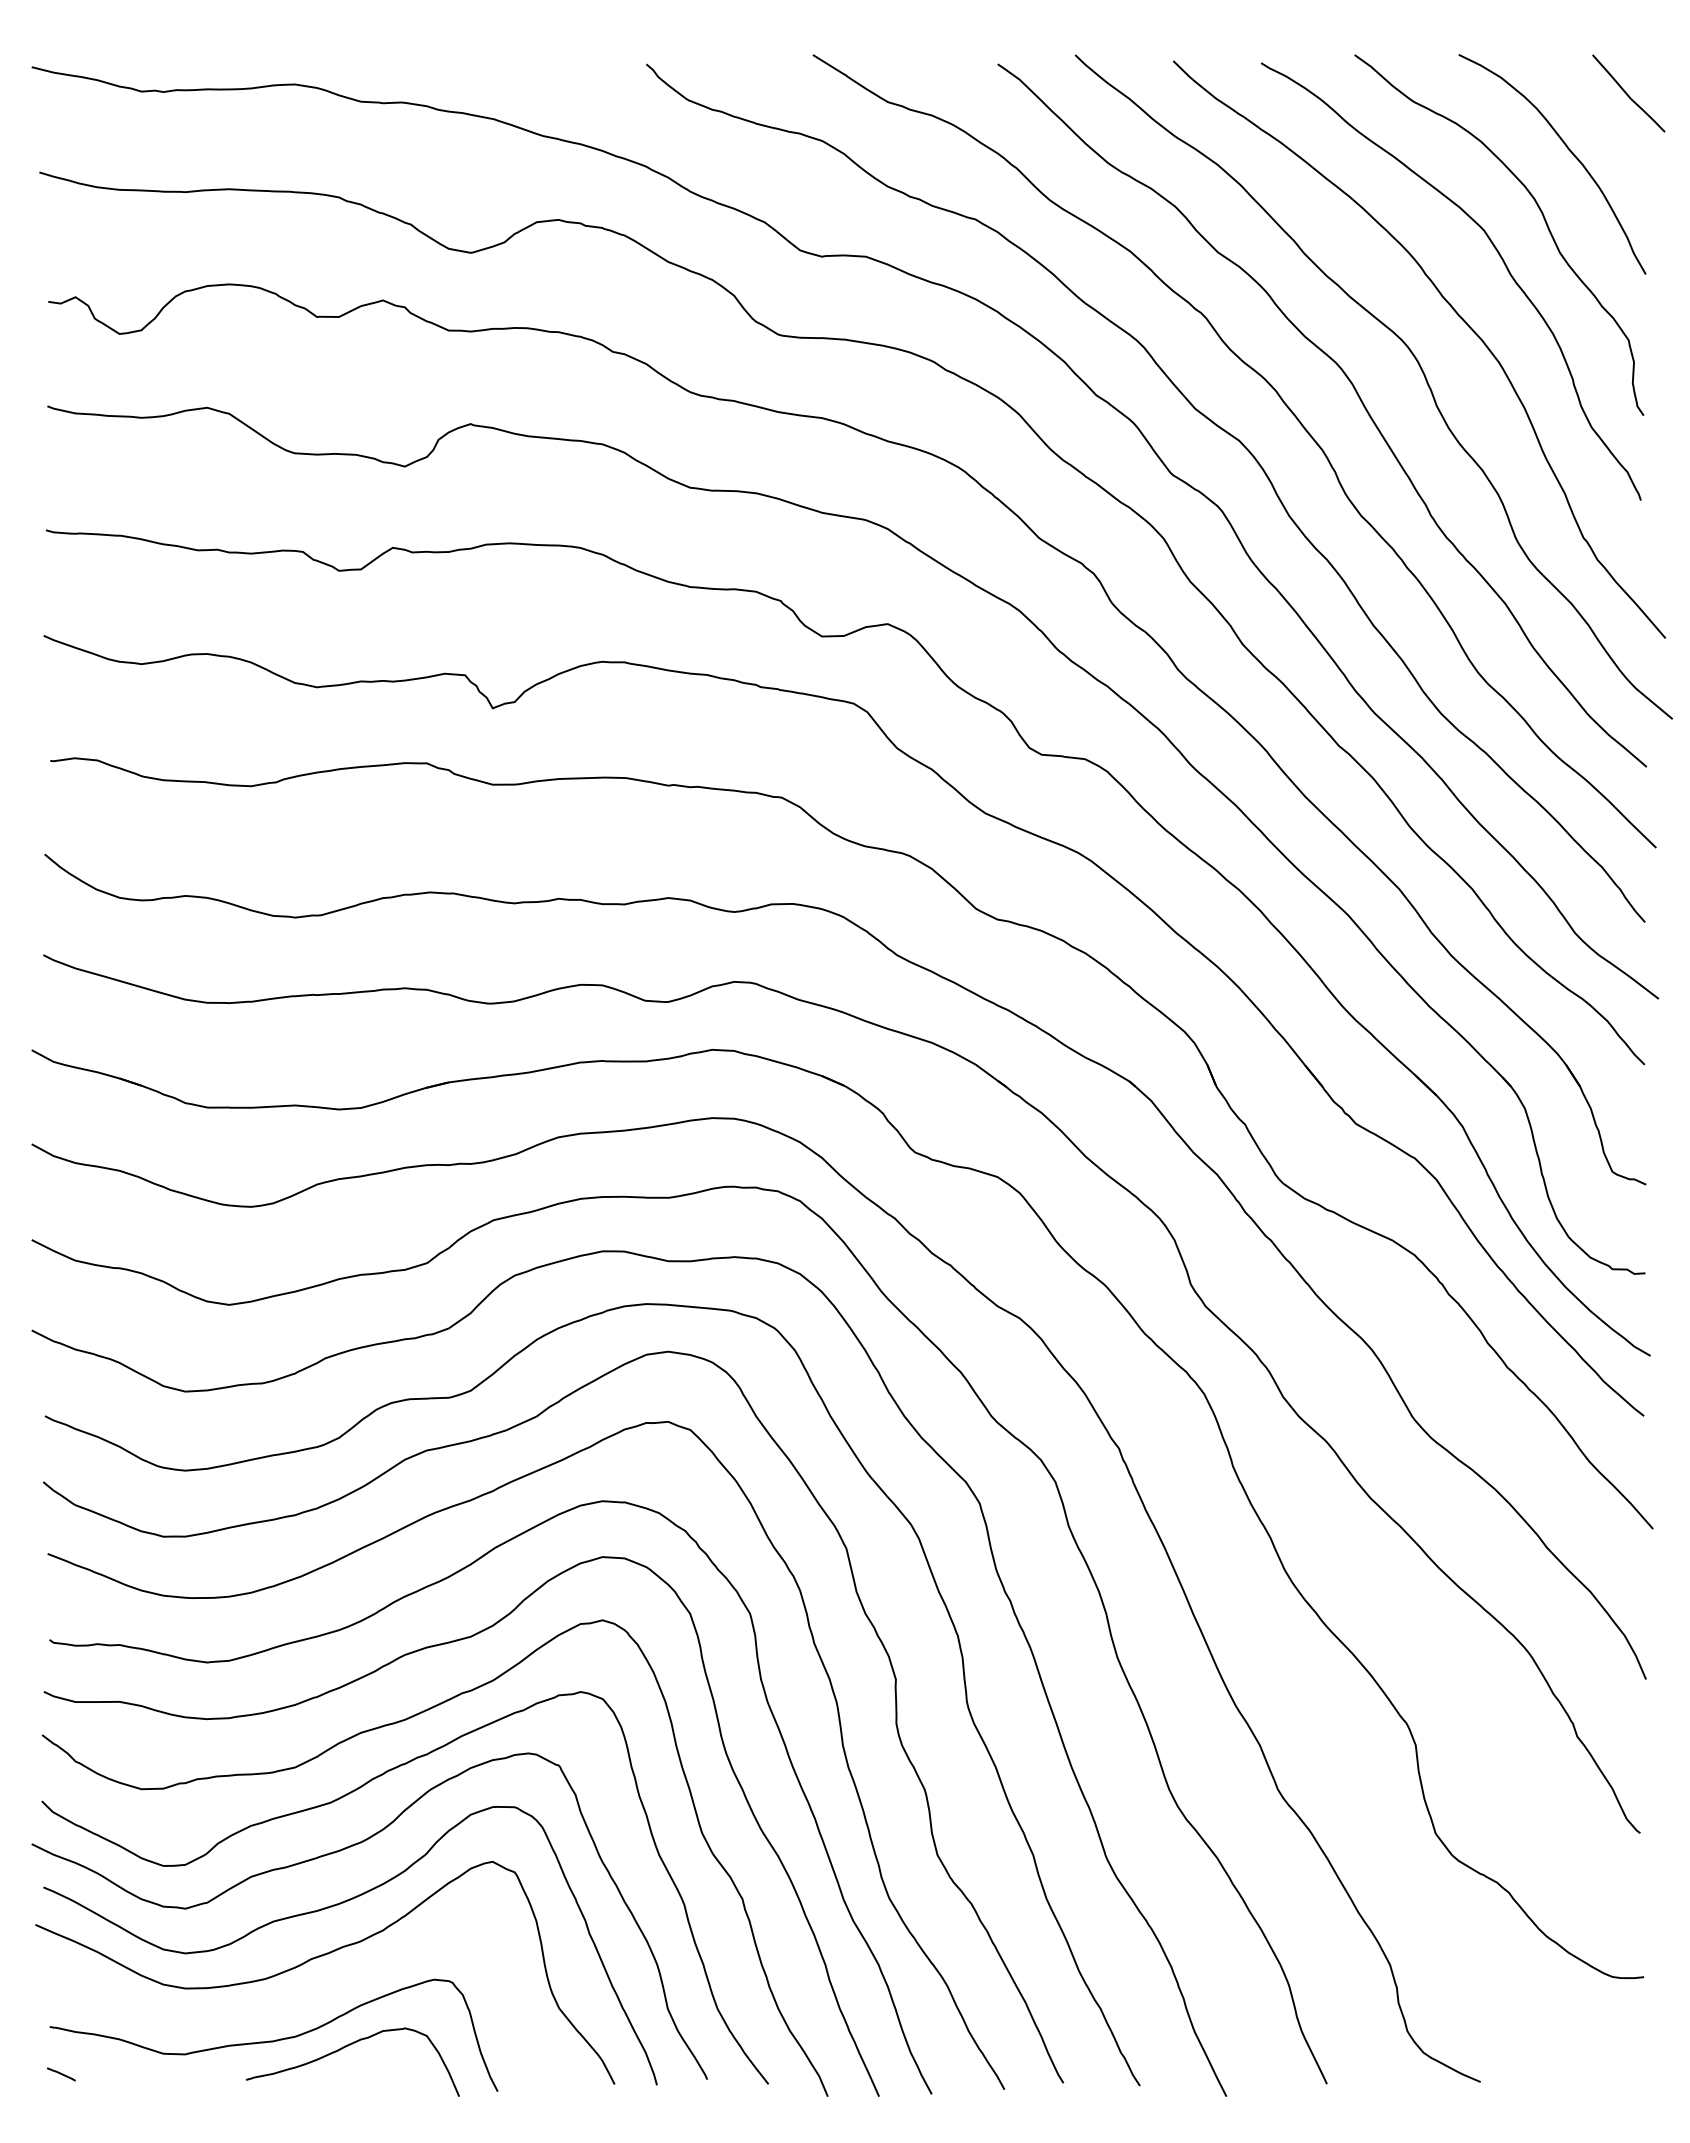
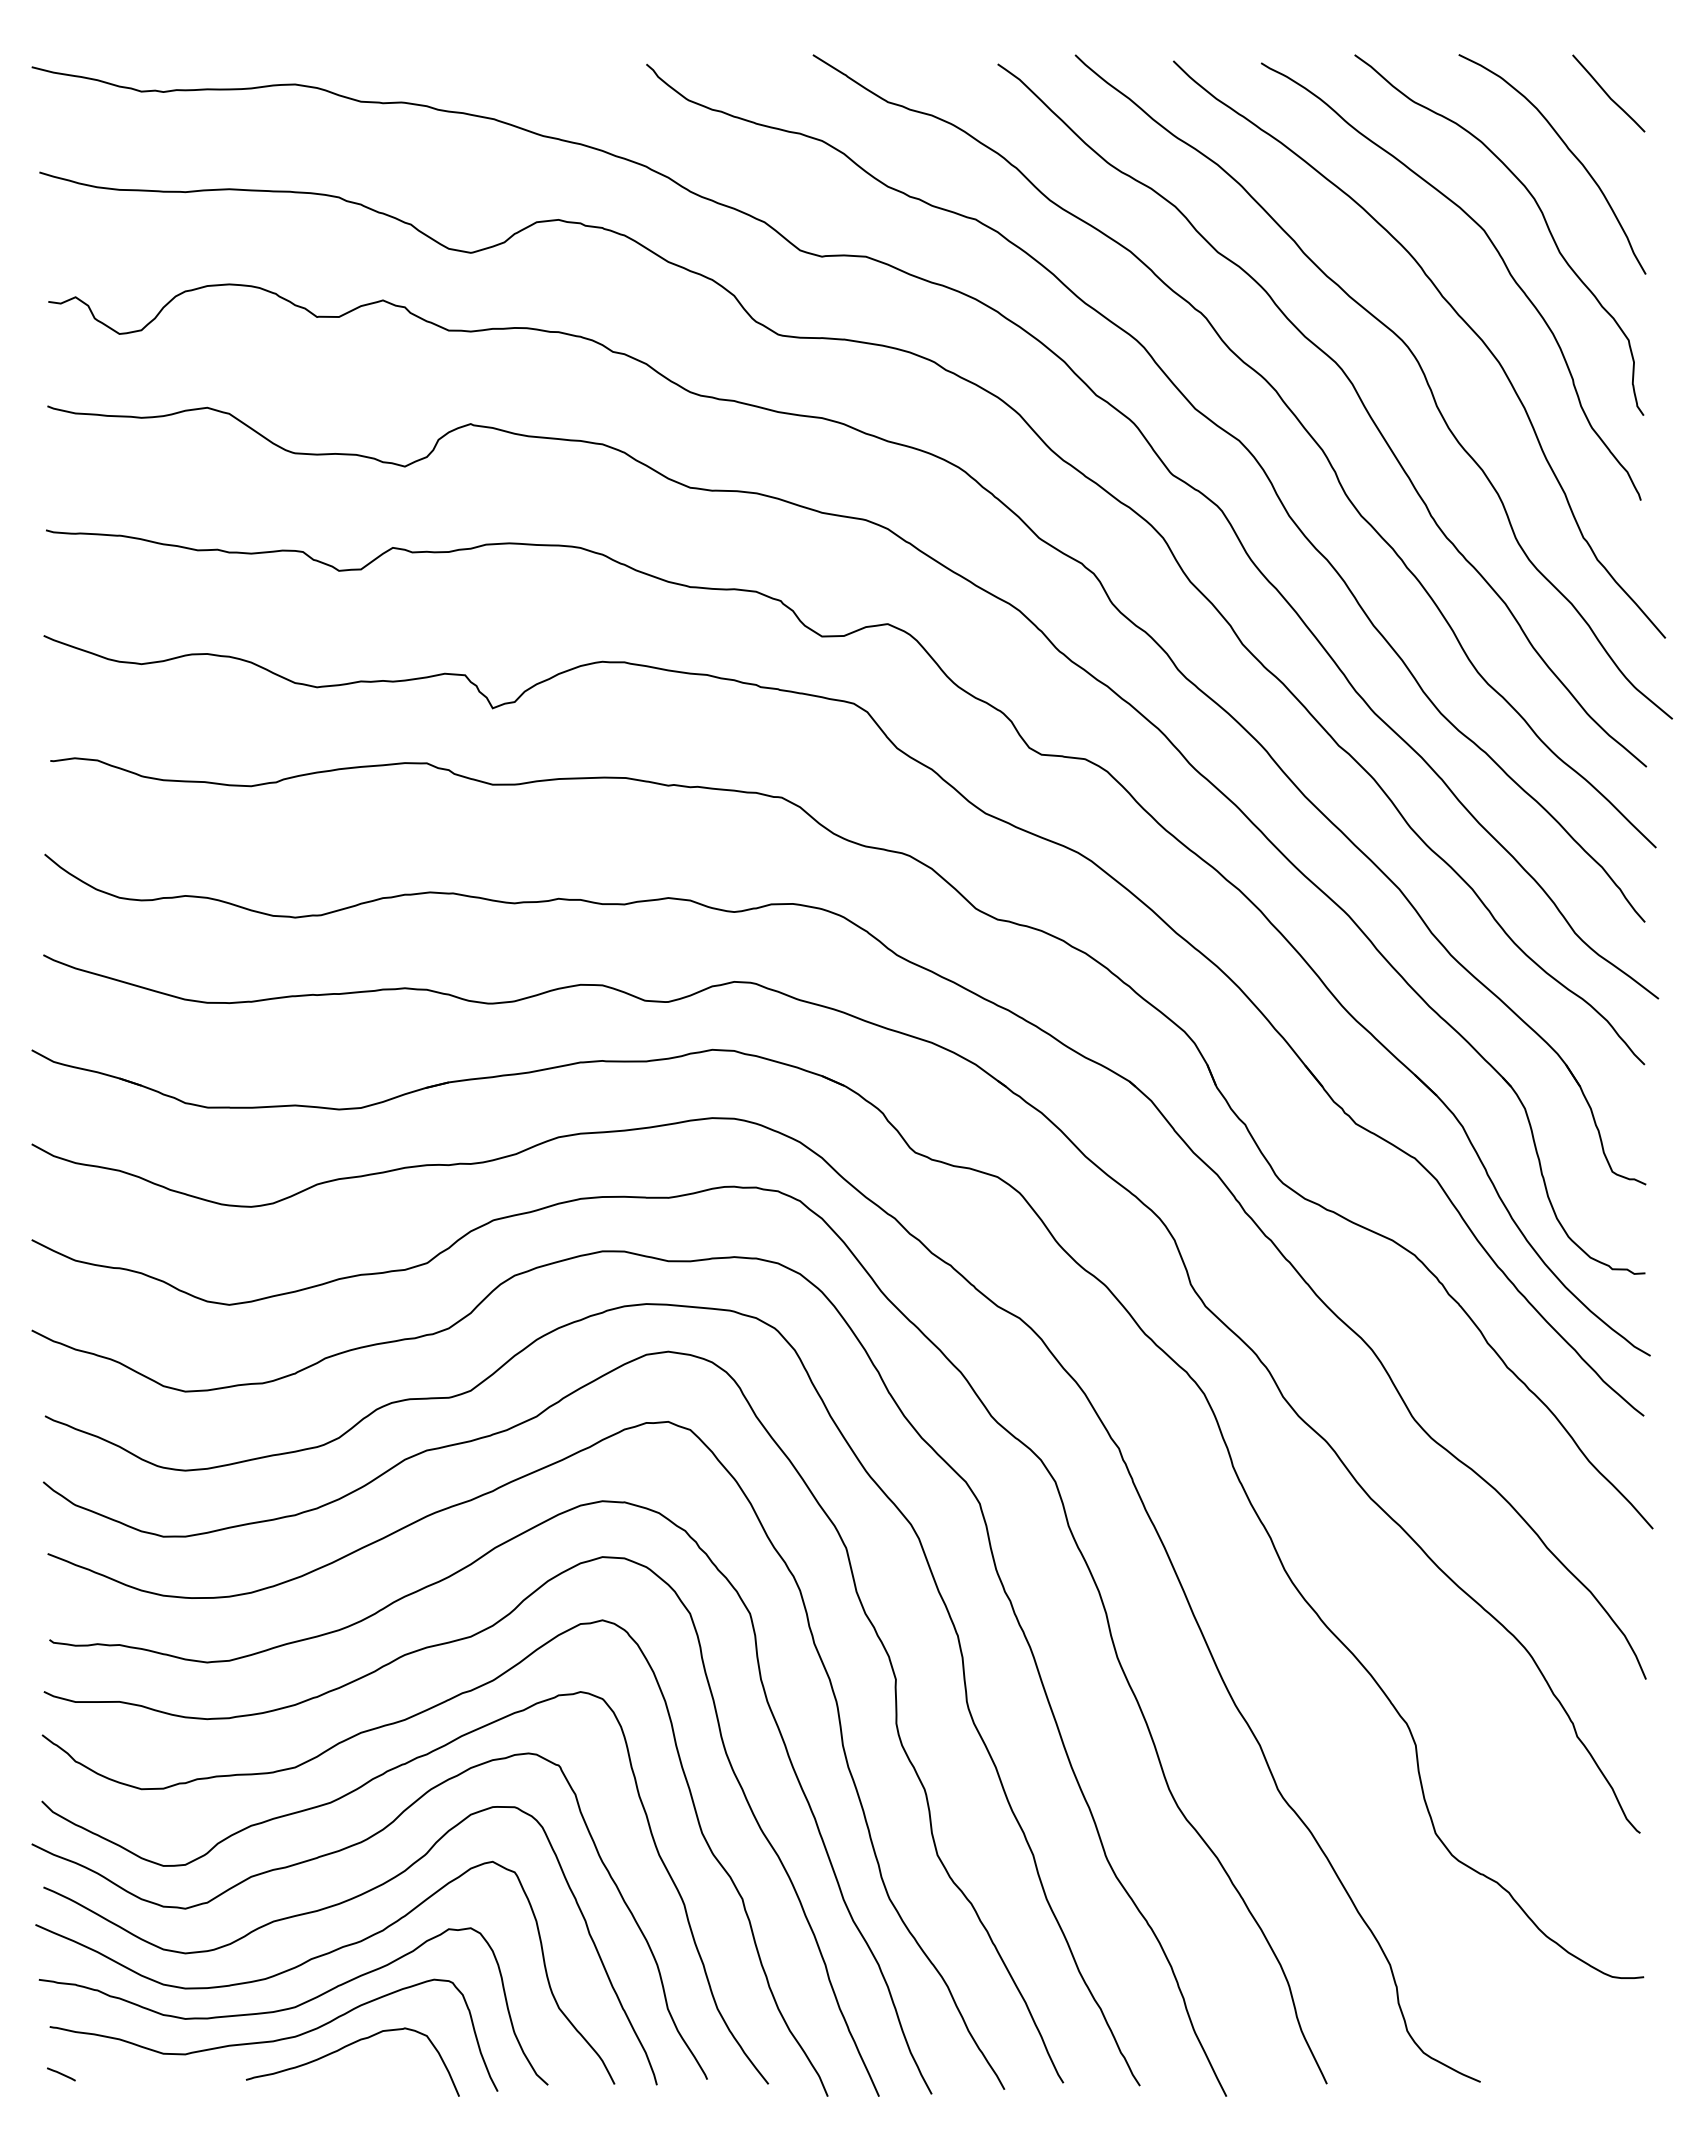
curve position: (1627, 93) -> (1607, 93) (1607, 93)
curve: none -> present (293, 2006)
